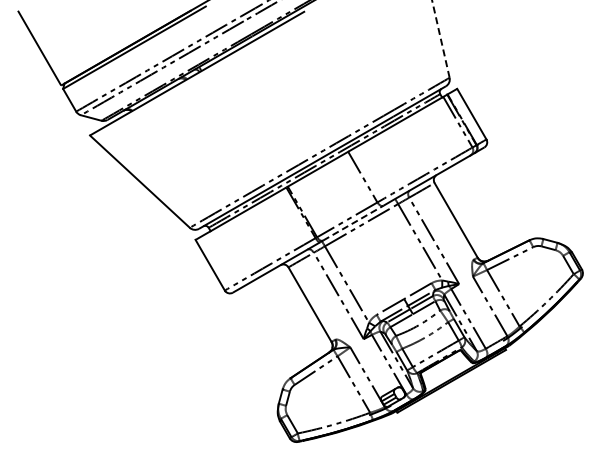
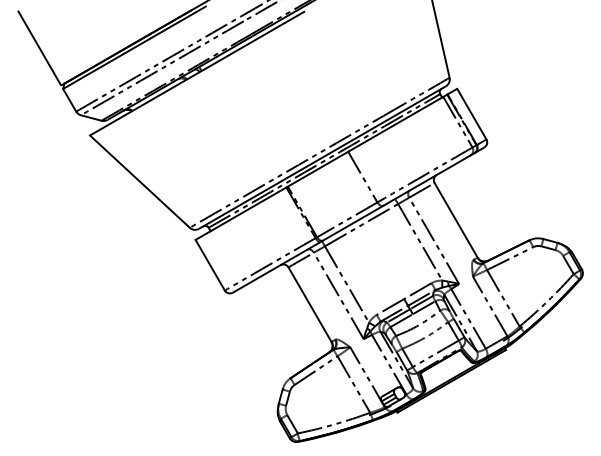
line: dashed -> solid (440, 38)
line: dashed -> solid (353, 223)
